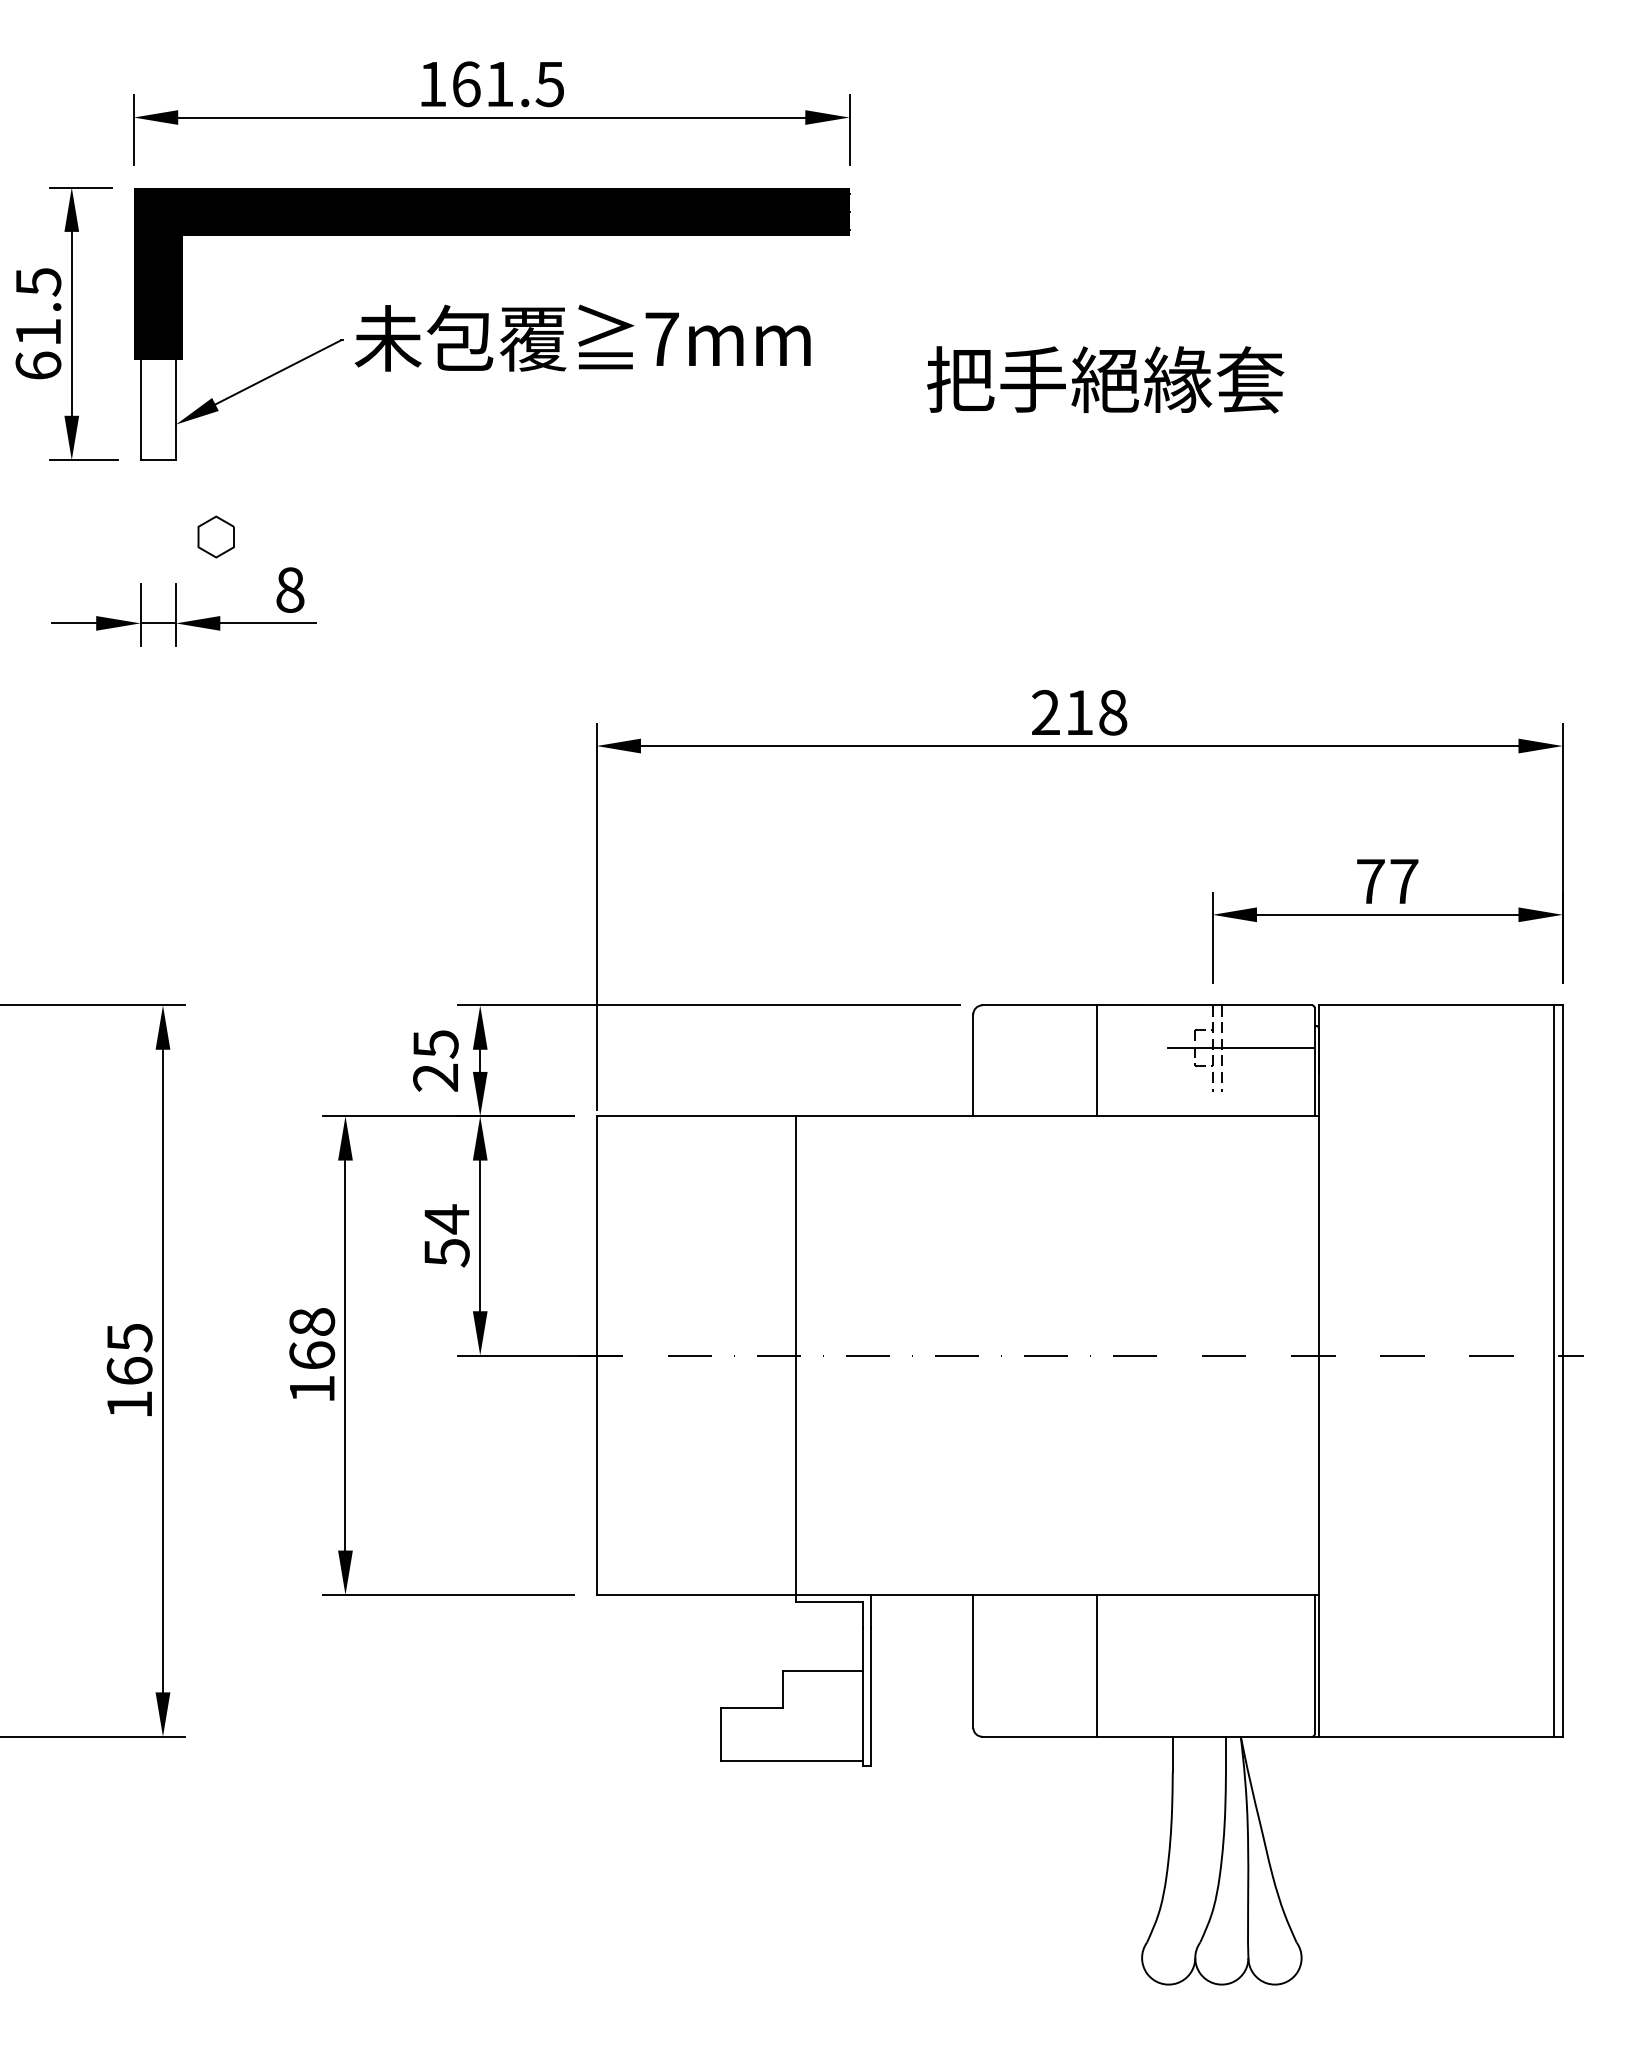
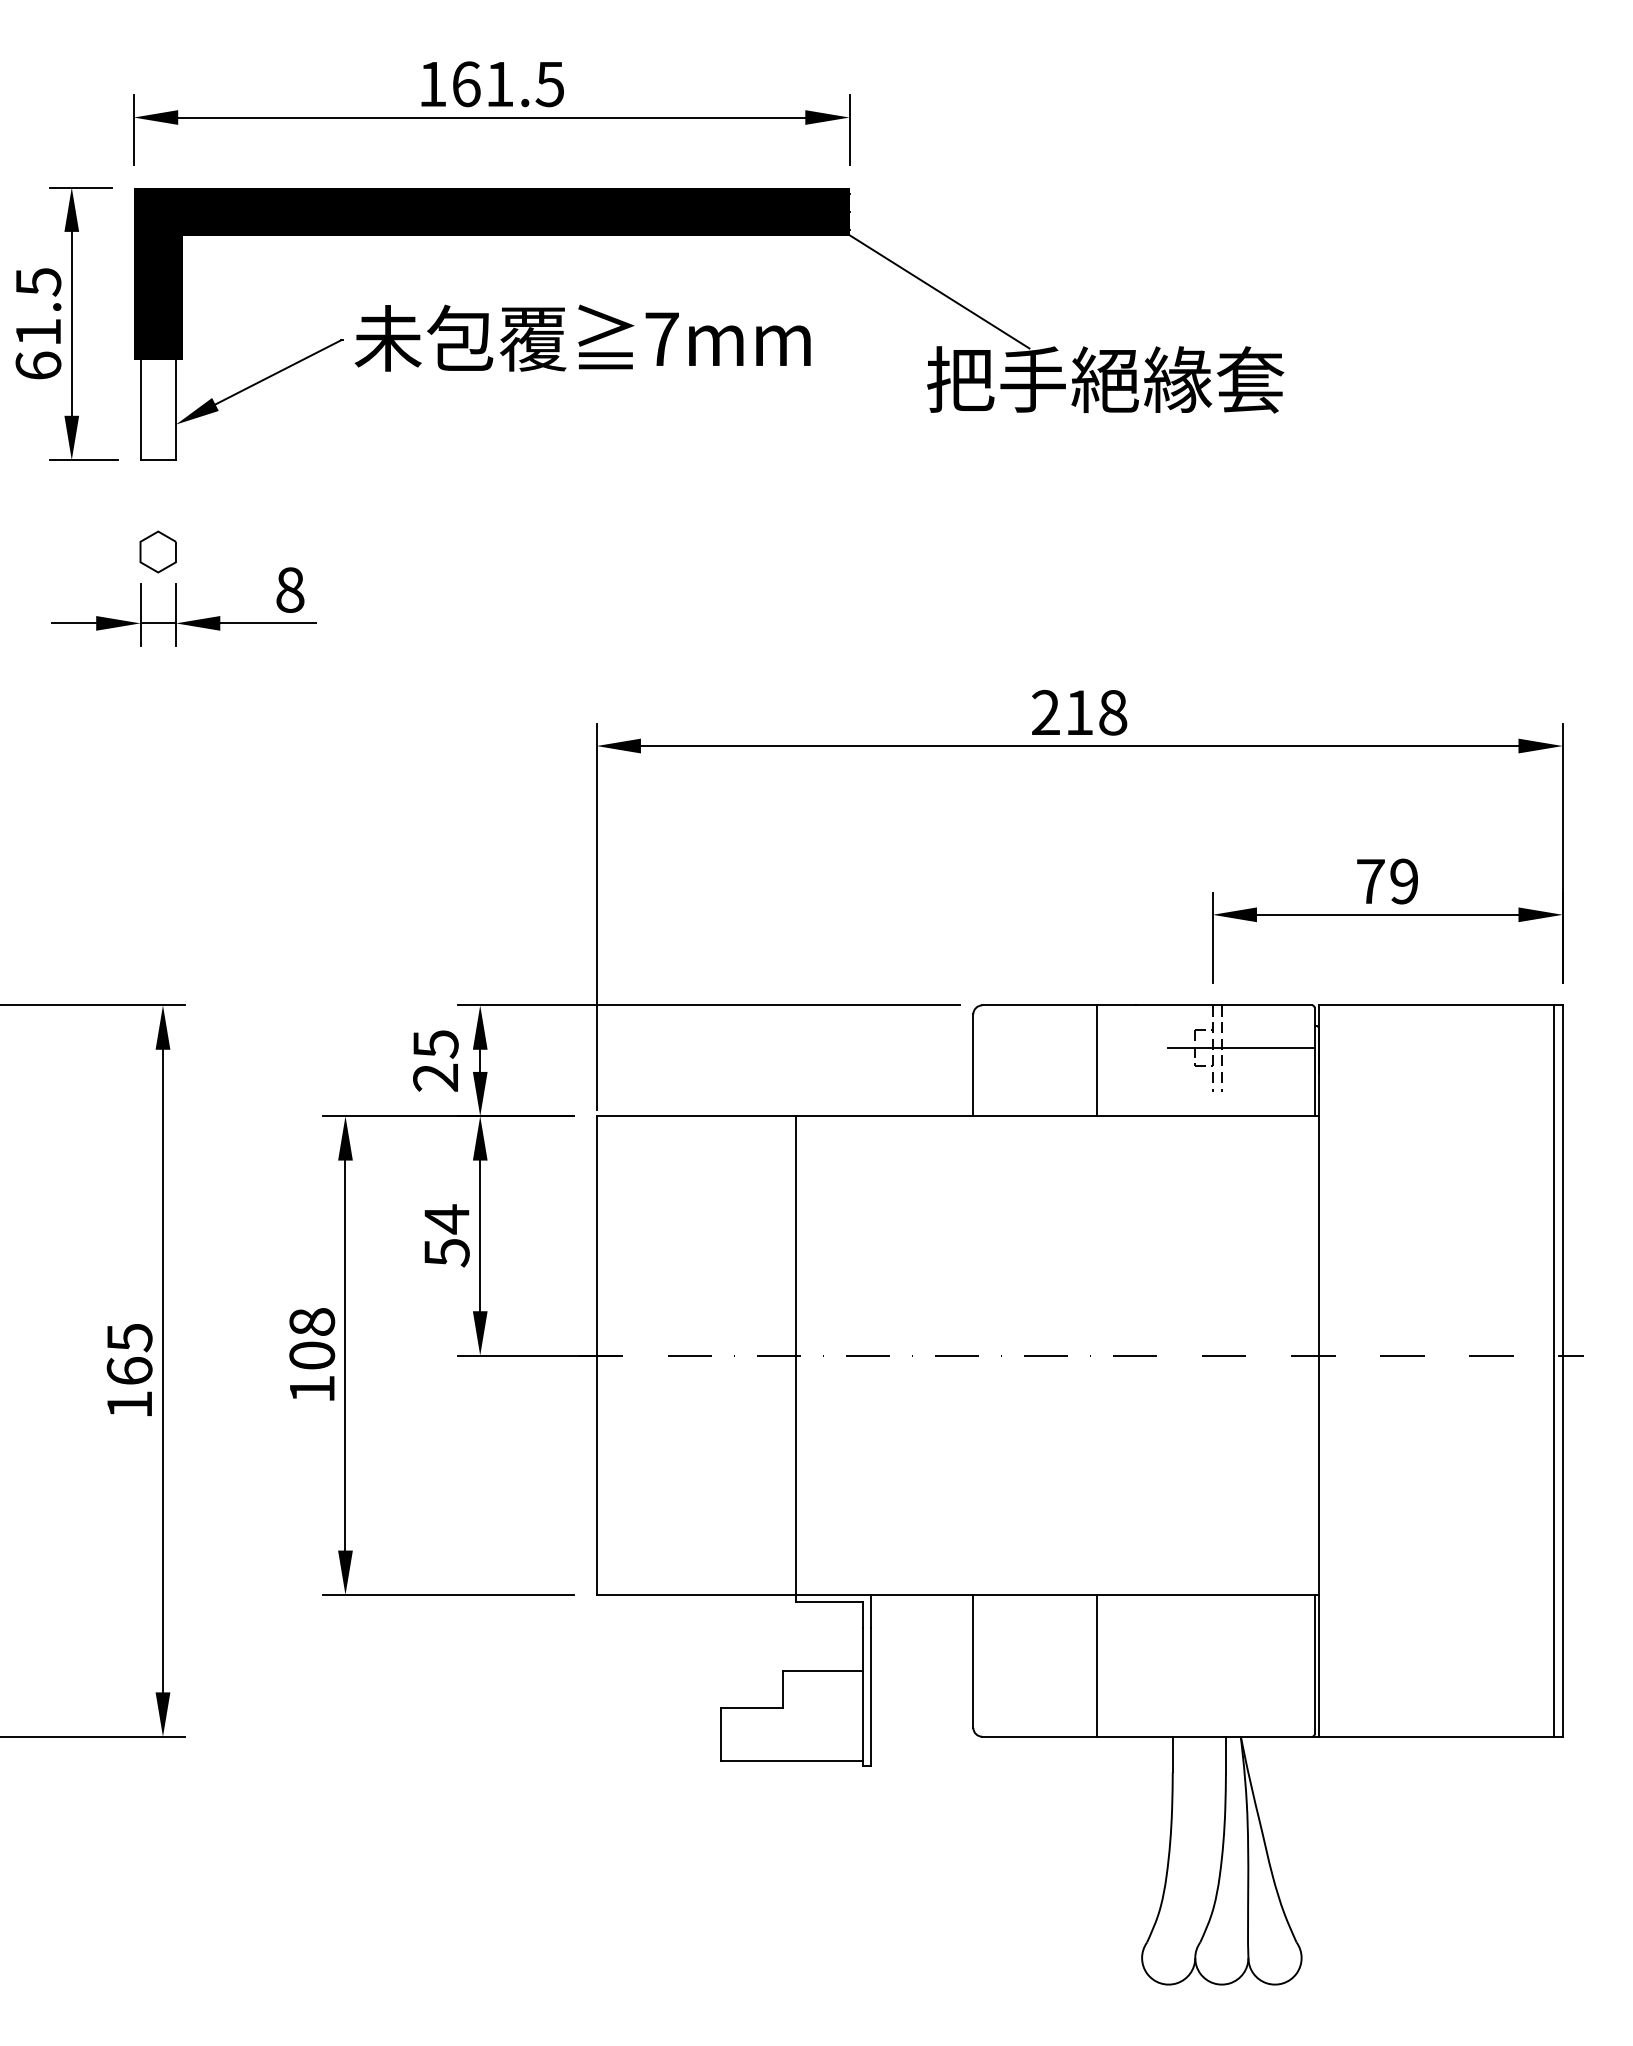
line: none -> present (938, 291)
part position: (215, 536) -> (157, 551) (157, 551)
text: 77 -> 79 (1404, 881)
text: 168 -> 108 (312, 1355)
